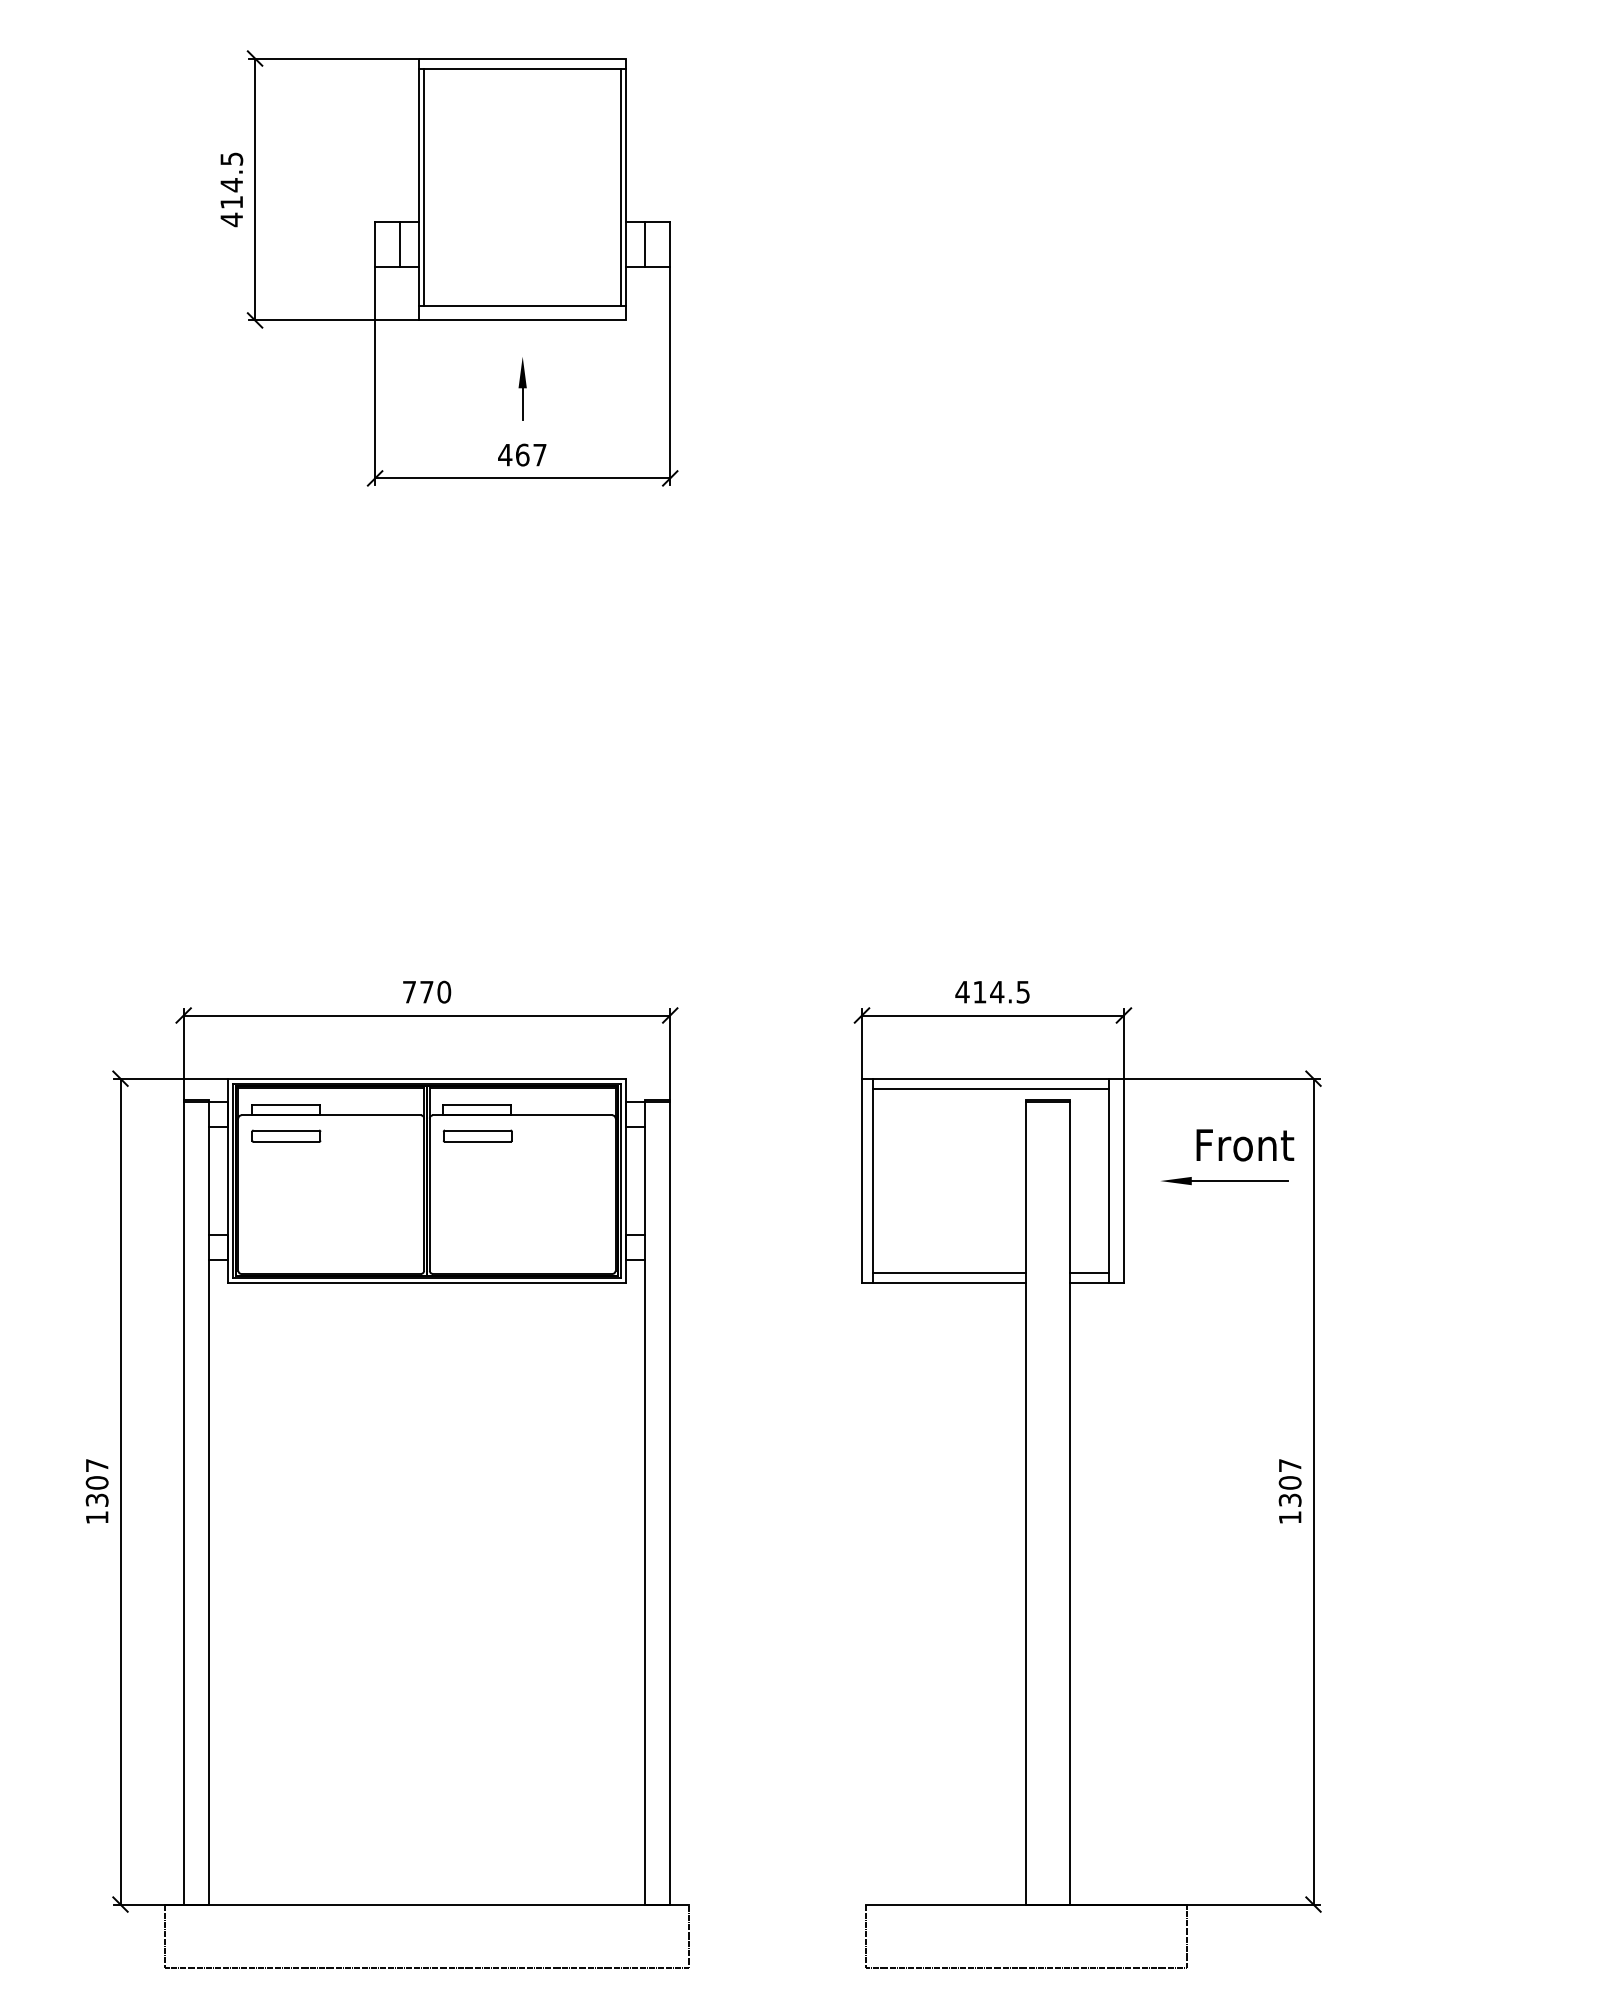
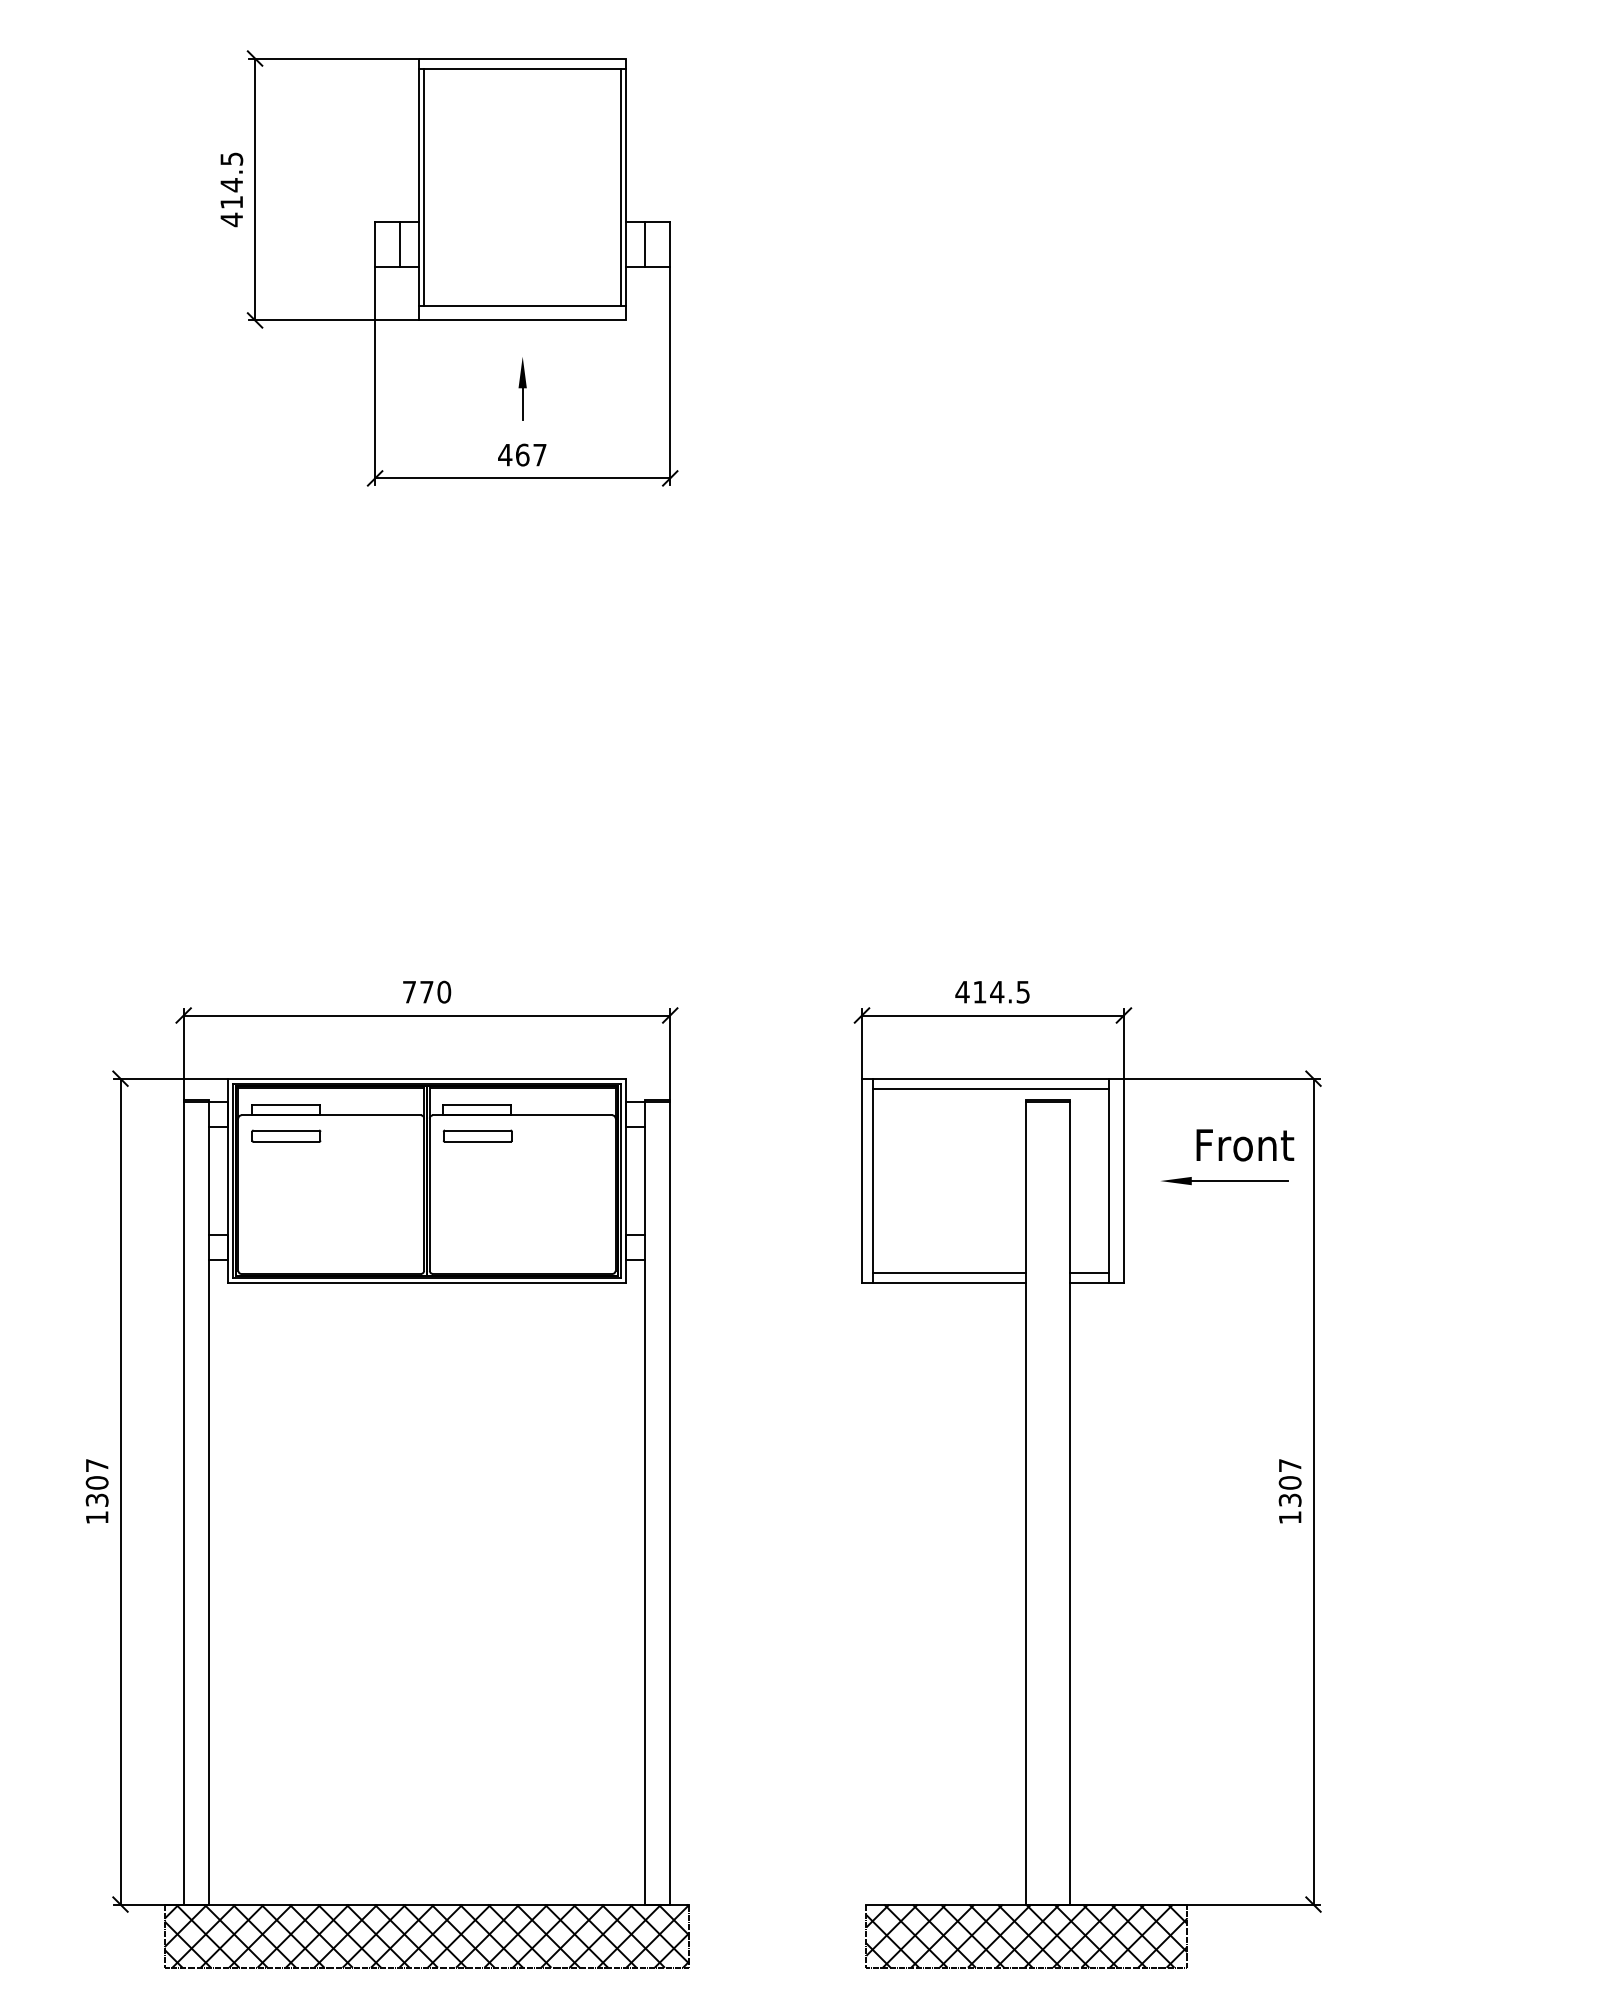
hatch: none -> present (426, 1935)
hatch: none -> present (1026, 1935)
